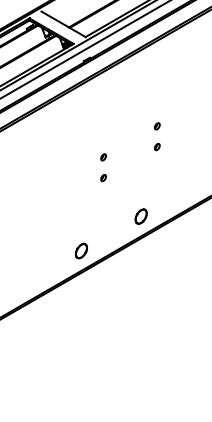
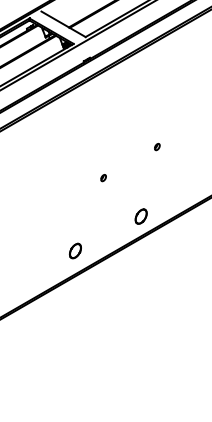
line: present -> none (84, 49)
part: present -> none (157, 126)
part: present -> none (103, 157)
part position: (81, 250) -> (75, 250) (75, 250)
